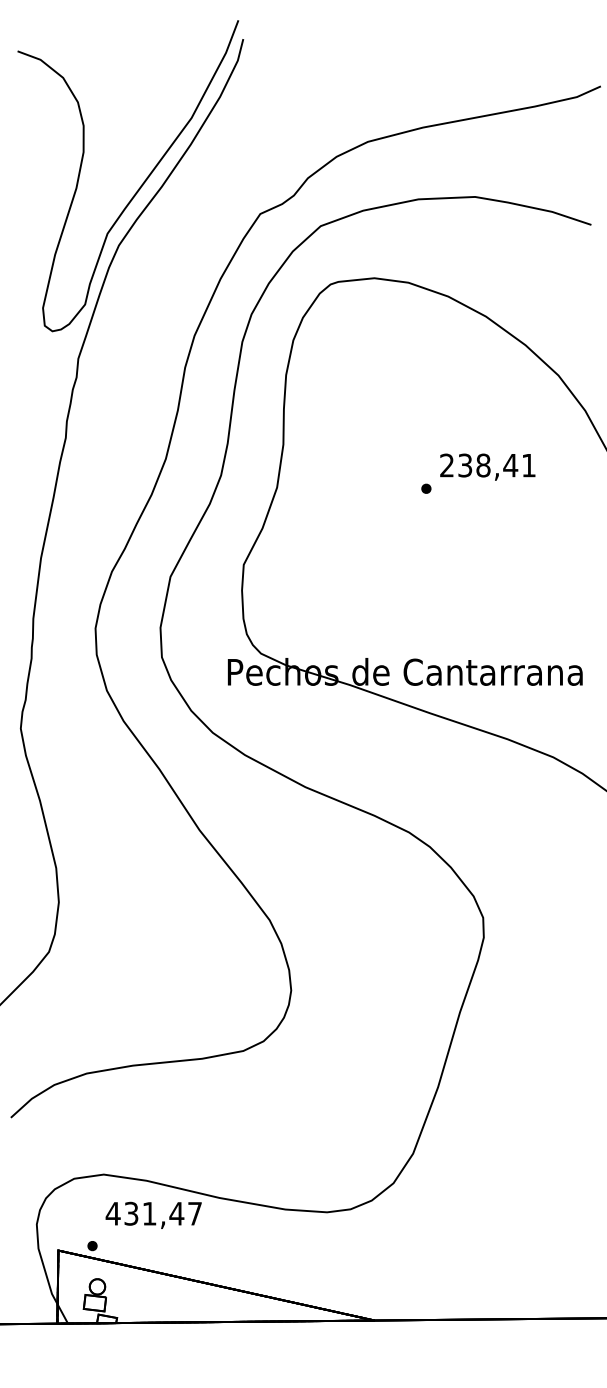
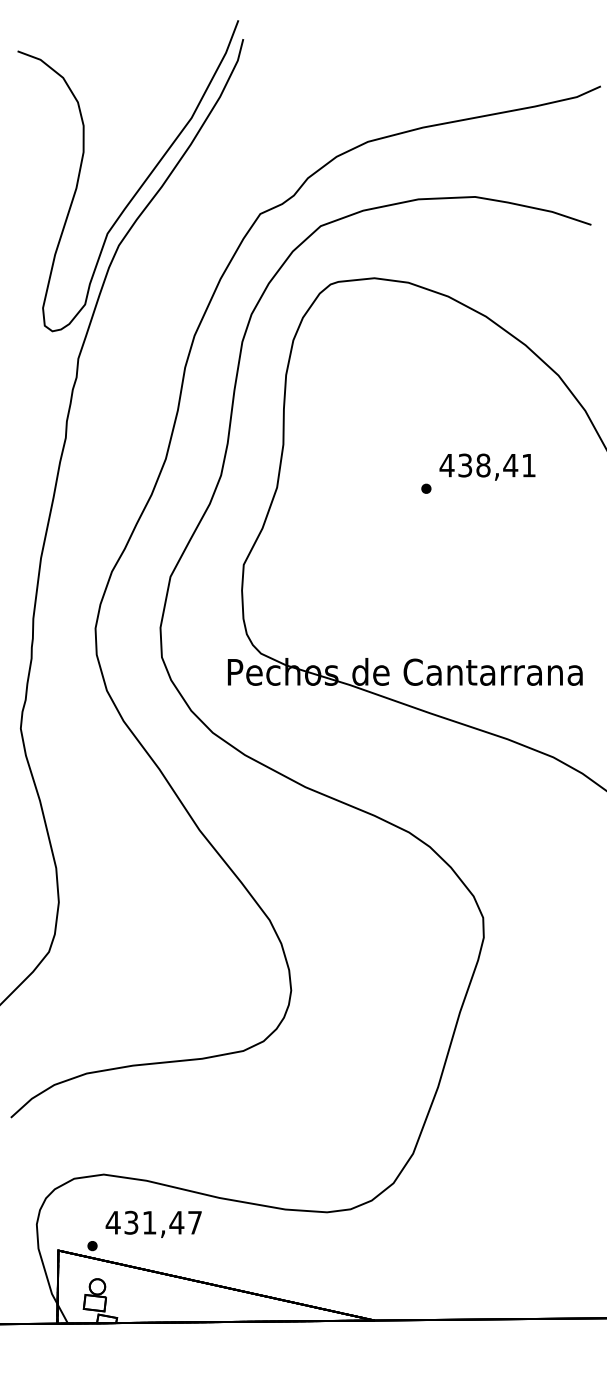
text: 238,41 -> 438,41 (446, 465)
text position: (153, 1214) -> (153, 1223) (153, 1223)
